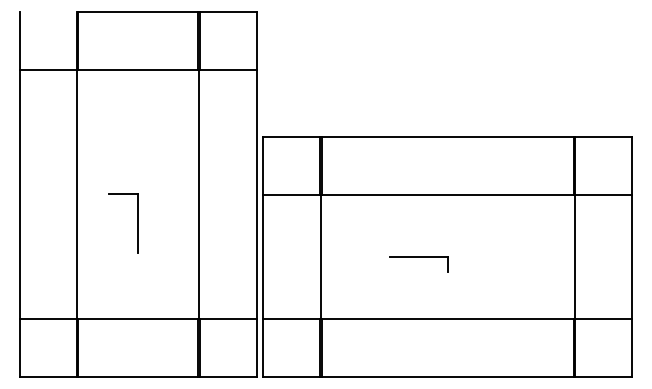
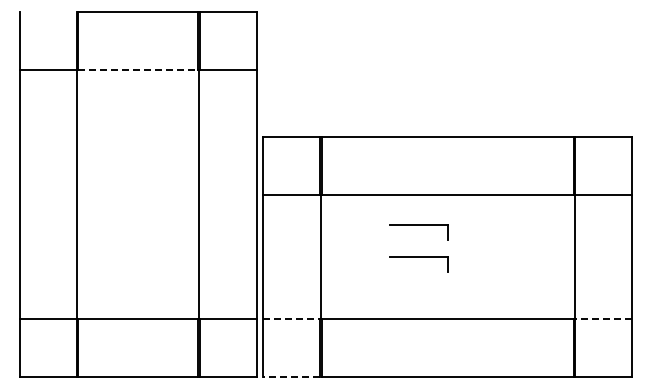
line: solid -> dashed (138, 69)
part: present -> none (137, 223)
part: none -> present (418, 225)
line: solid -> dashed (291, 319)
line: solid -> dashed (603, 319)
line: solid -> dashed (291, 377)
